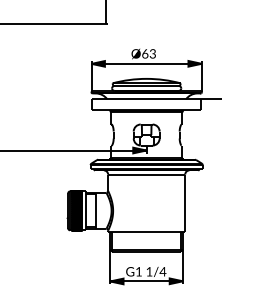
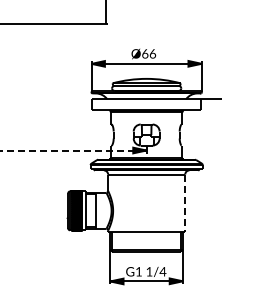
text: Ø63 -> Ø66 (152, 53)
line: solid -> dashed (73, 150)
line: solid -> dashed (185, 203)
